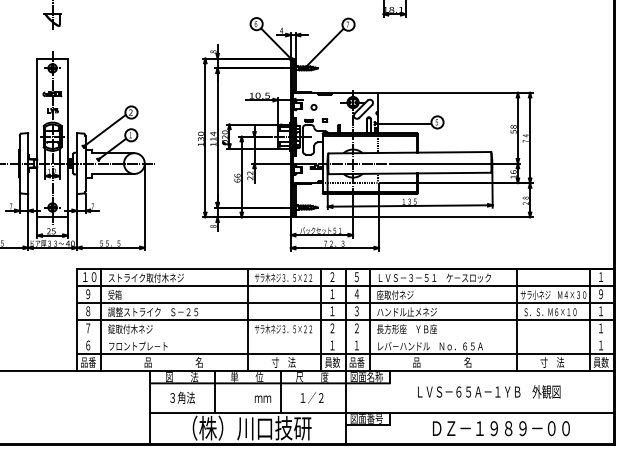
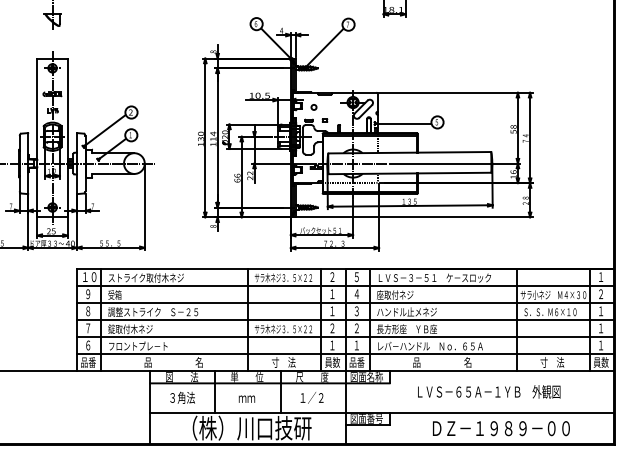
text: ９ -> ２ (601, 294)
line: none -> present (345, 336)
text position: (262, 398) -> (246, 398) (246, 398)
